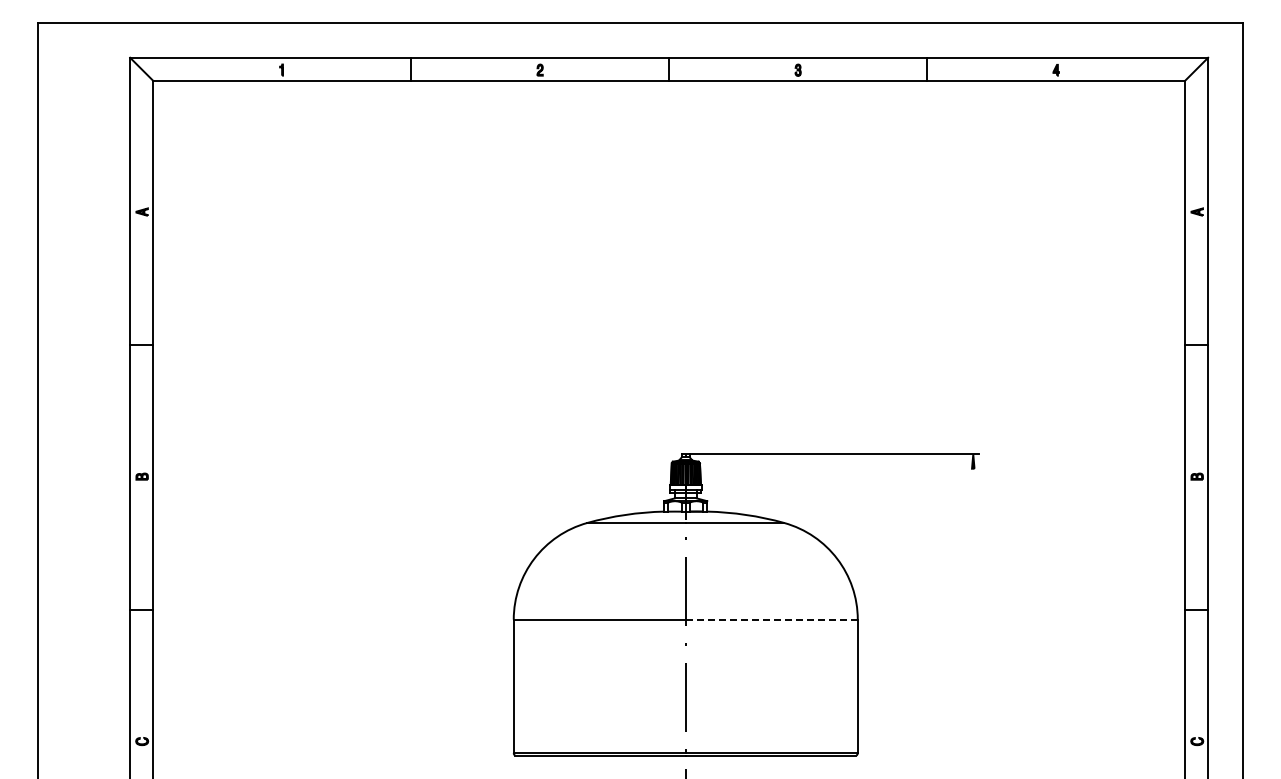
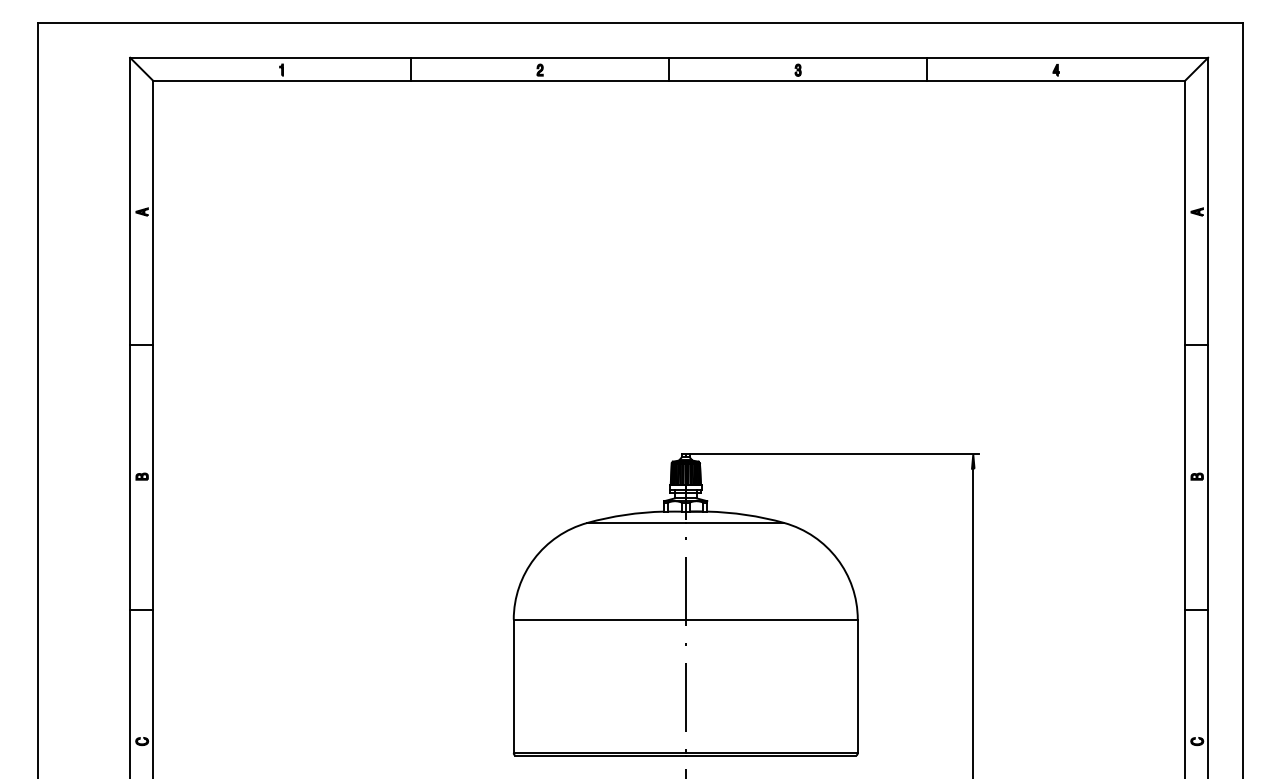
line: dashed -> solid (772, 619)
line: none -> present (973, 621)
